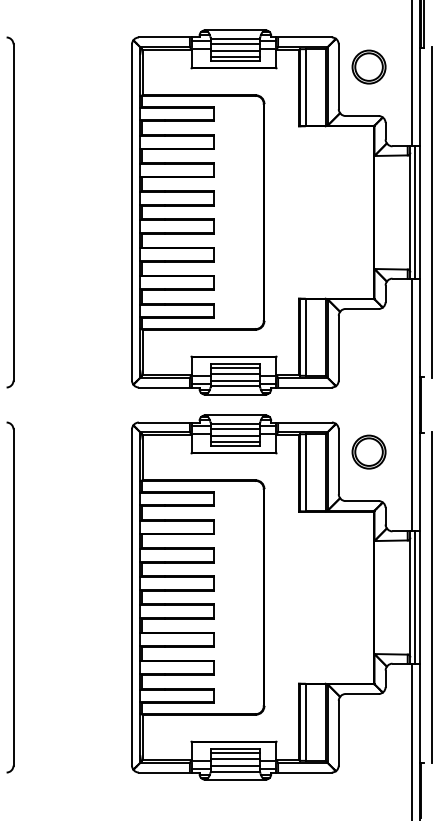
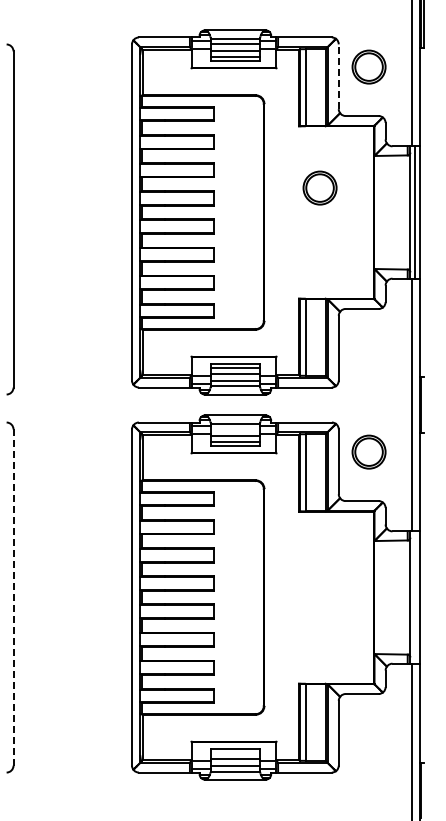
line: solid -> dashed (338, 76)
part: none -> present (319, 187)
part position: (10, 212) -> (10, 219) (10, 219)
line: present -> none (432, 212)
line: present -> none (235, 429)
line: solid -> dashed (13, 597)
line: present -> none (414, 597)
line: present -> none (432, 597)
line: present -> none (235, 752)
